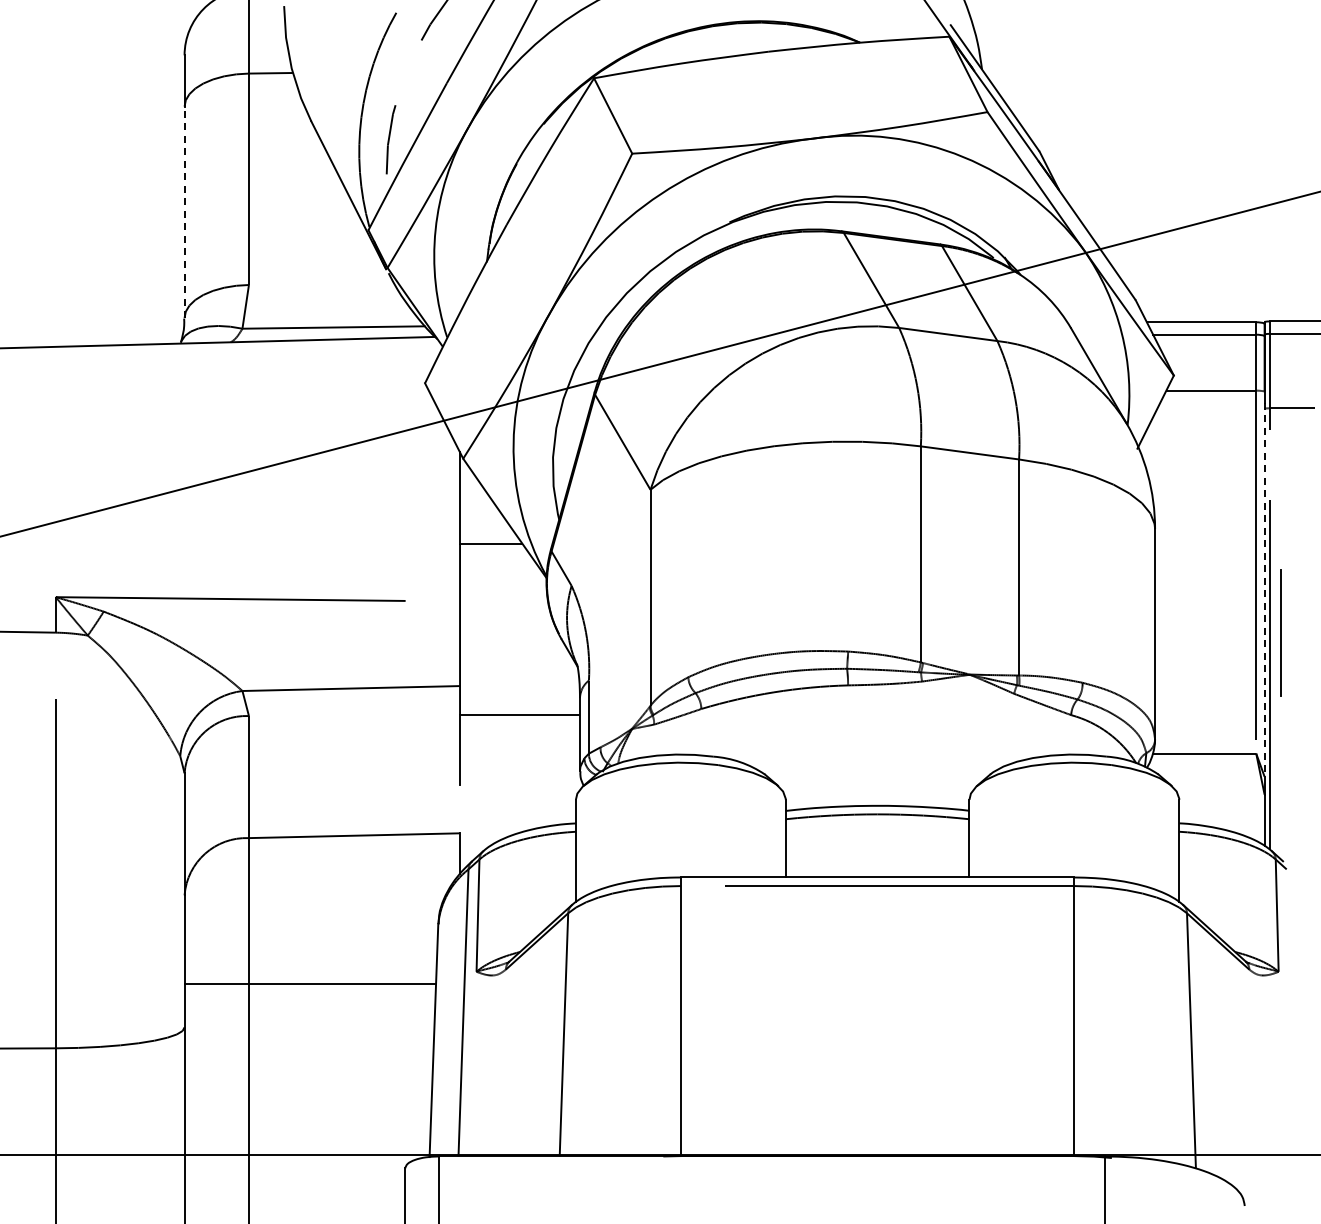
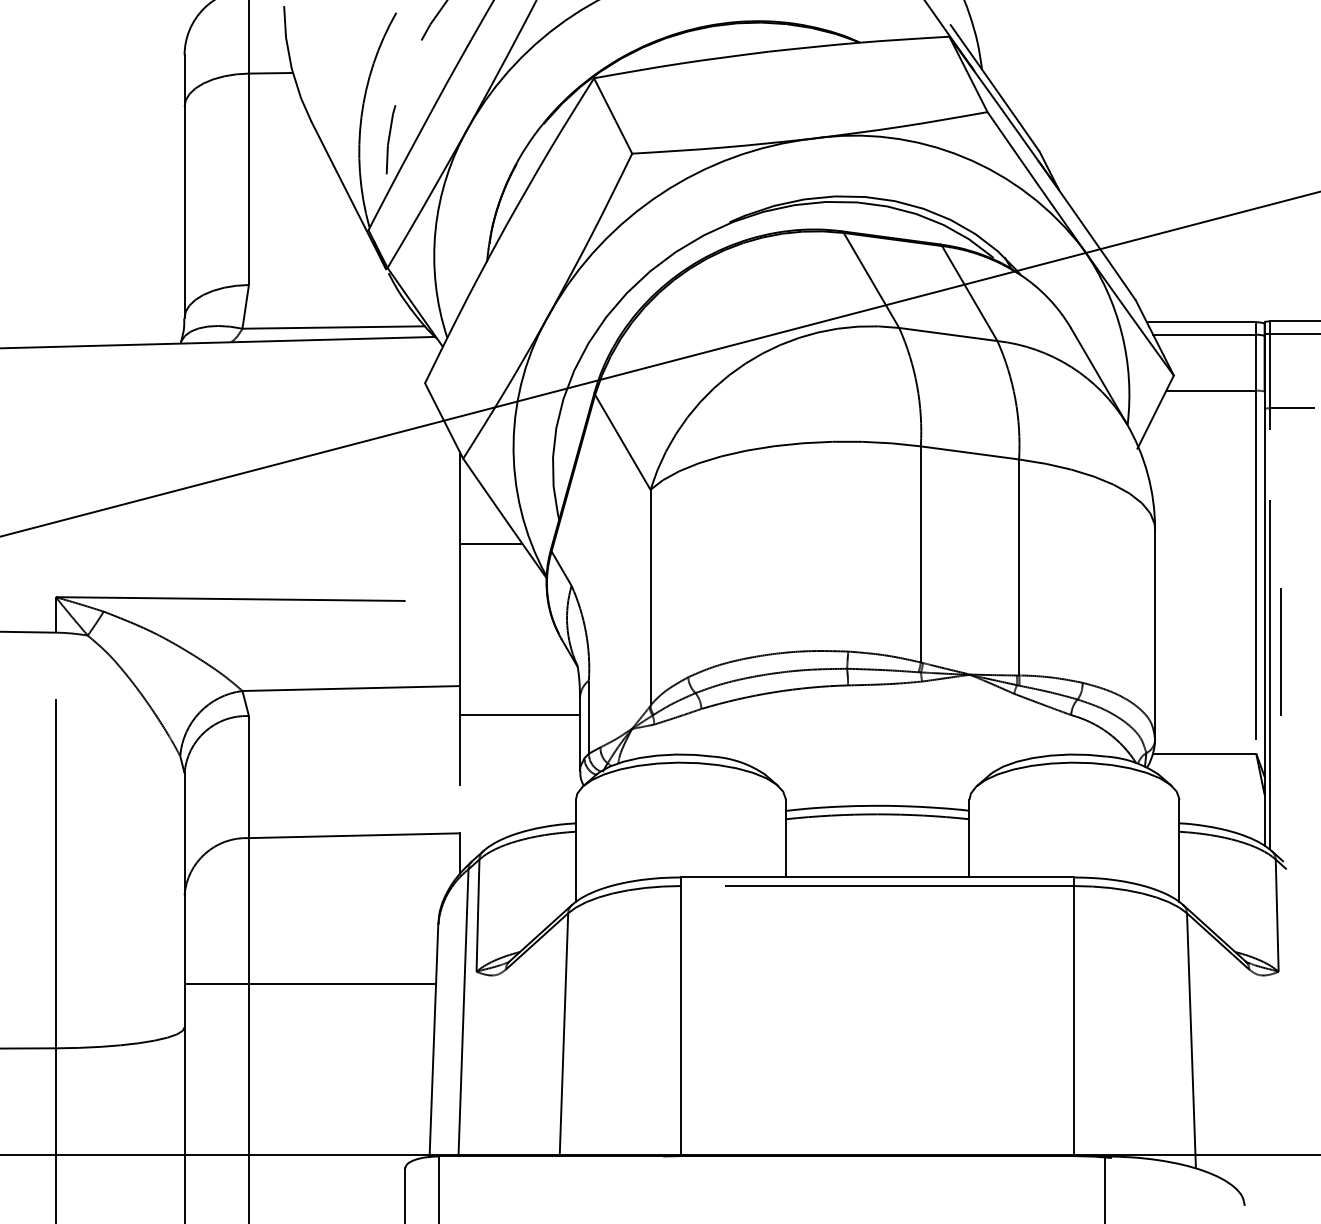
line: dashed -> solid (184, 212)
line: dashed -> solid (1264, 590)
line position: (1280, 632) -> (1280, 651) (1280, 651)
